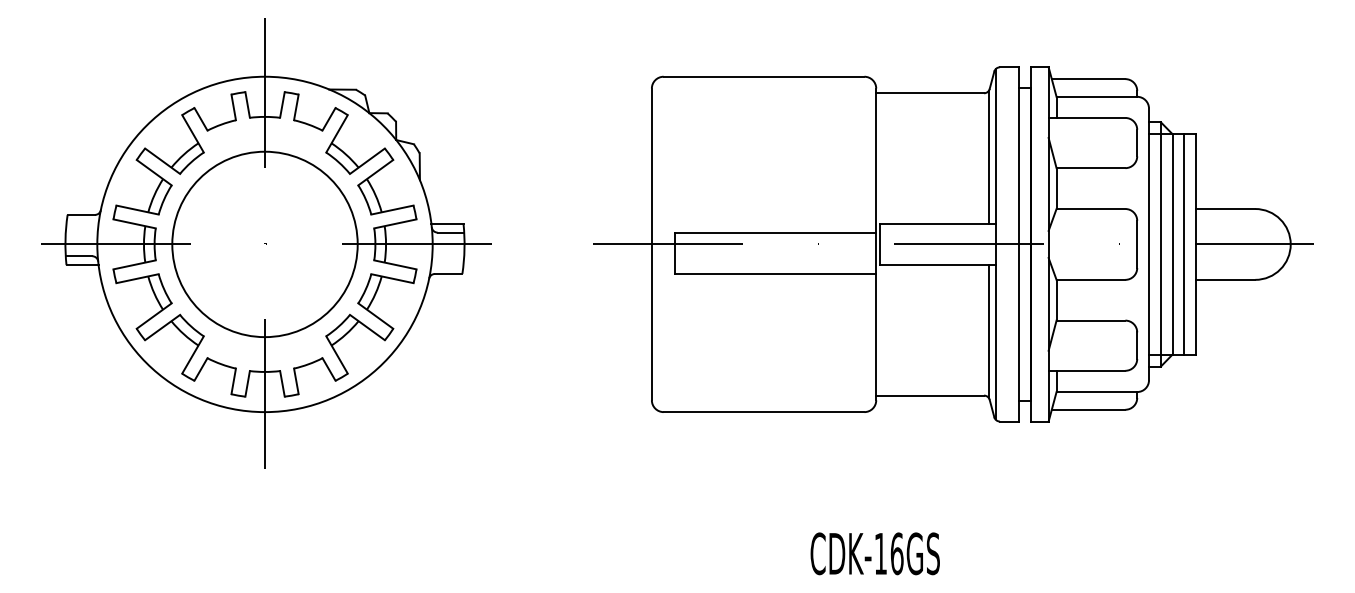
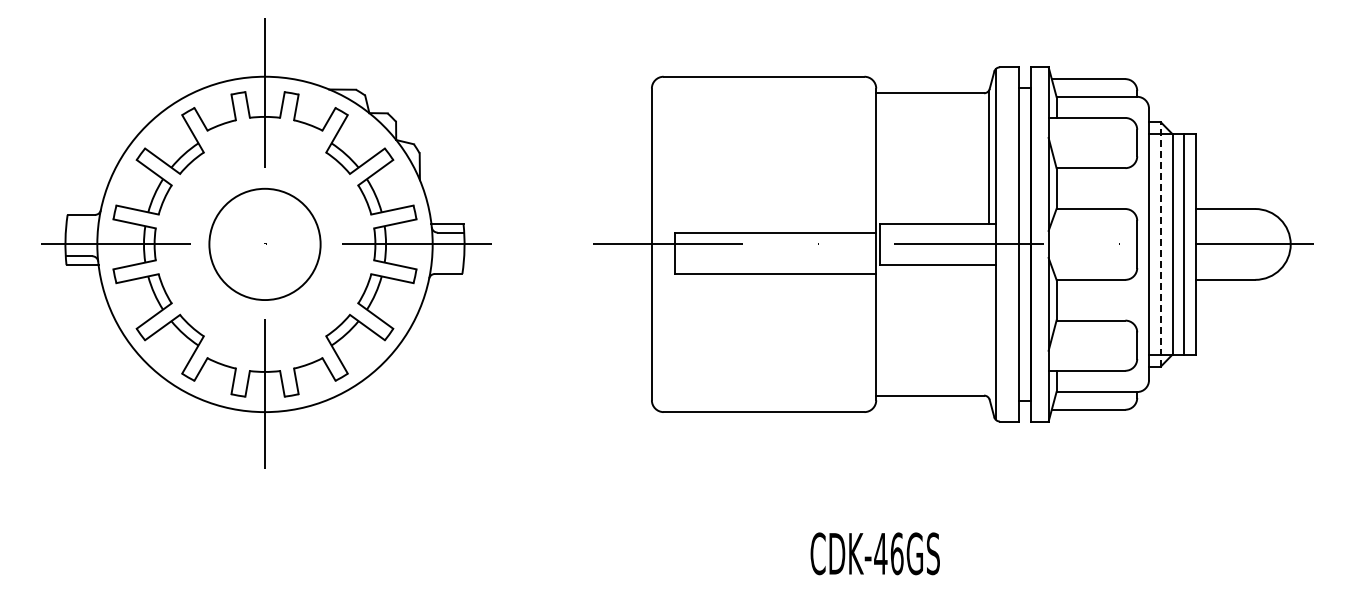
line: solid -> dashed (1160, 243)
circle diameter: 185 px -> 111 px (264, 244)
line: present -> none (988, 331)
text: CDK-16GS -> CDK-46GS (880, 553)
